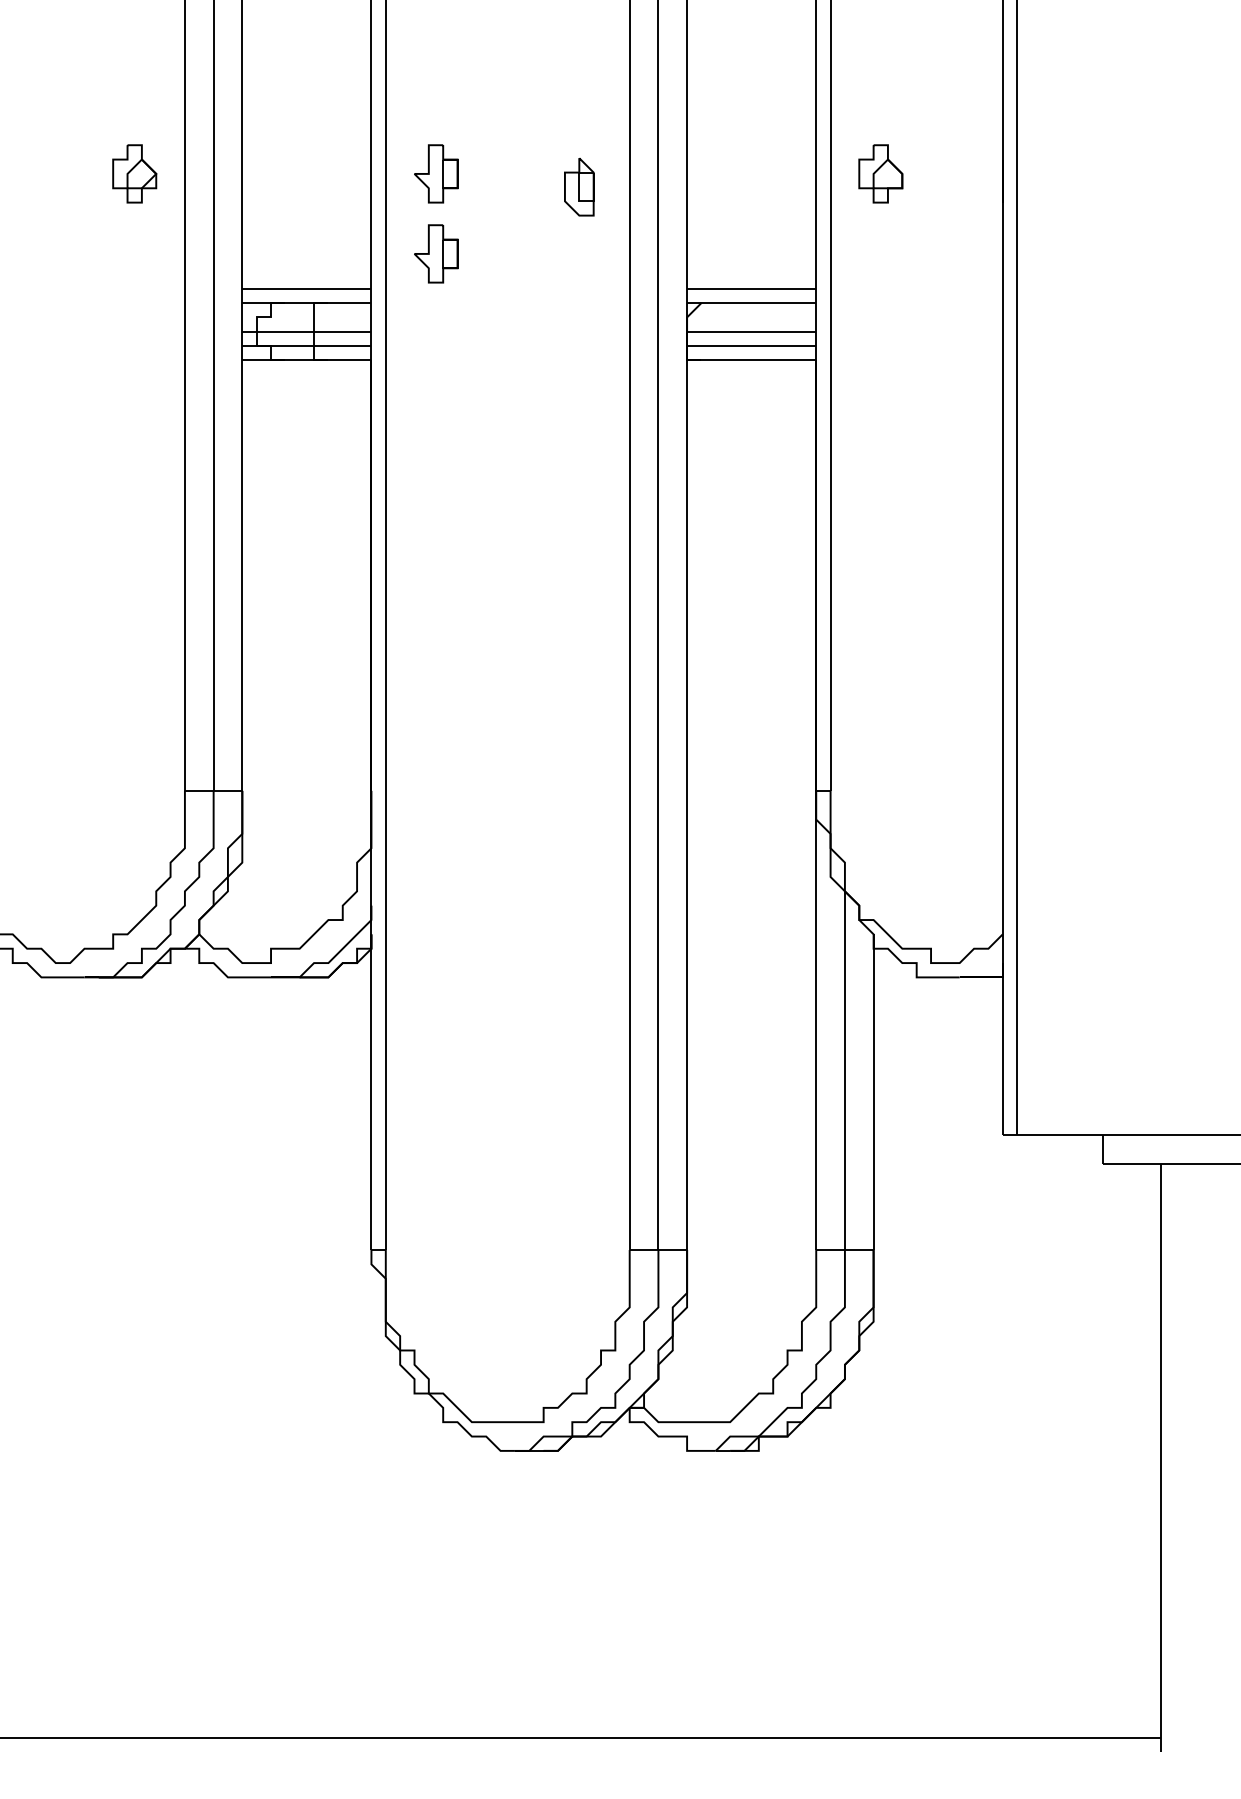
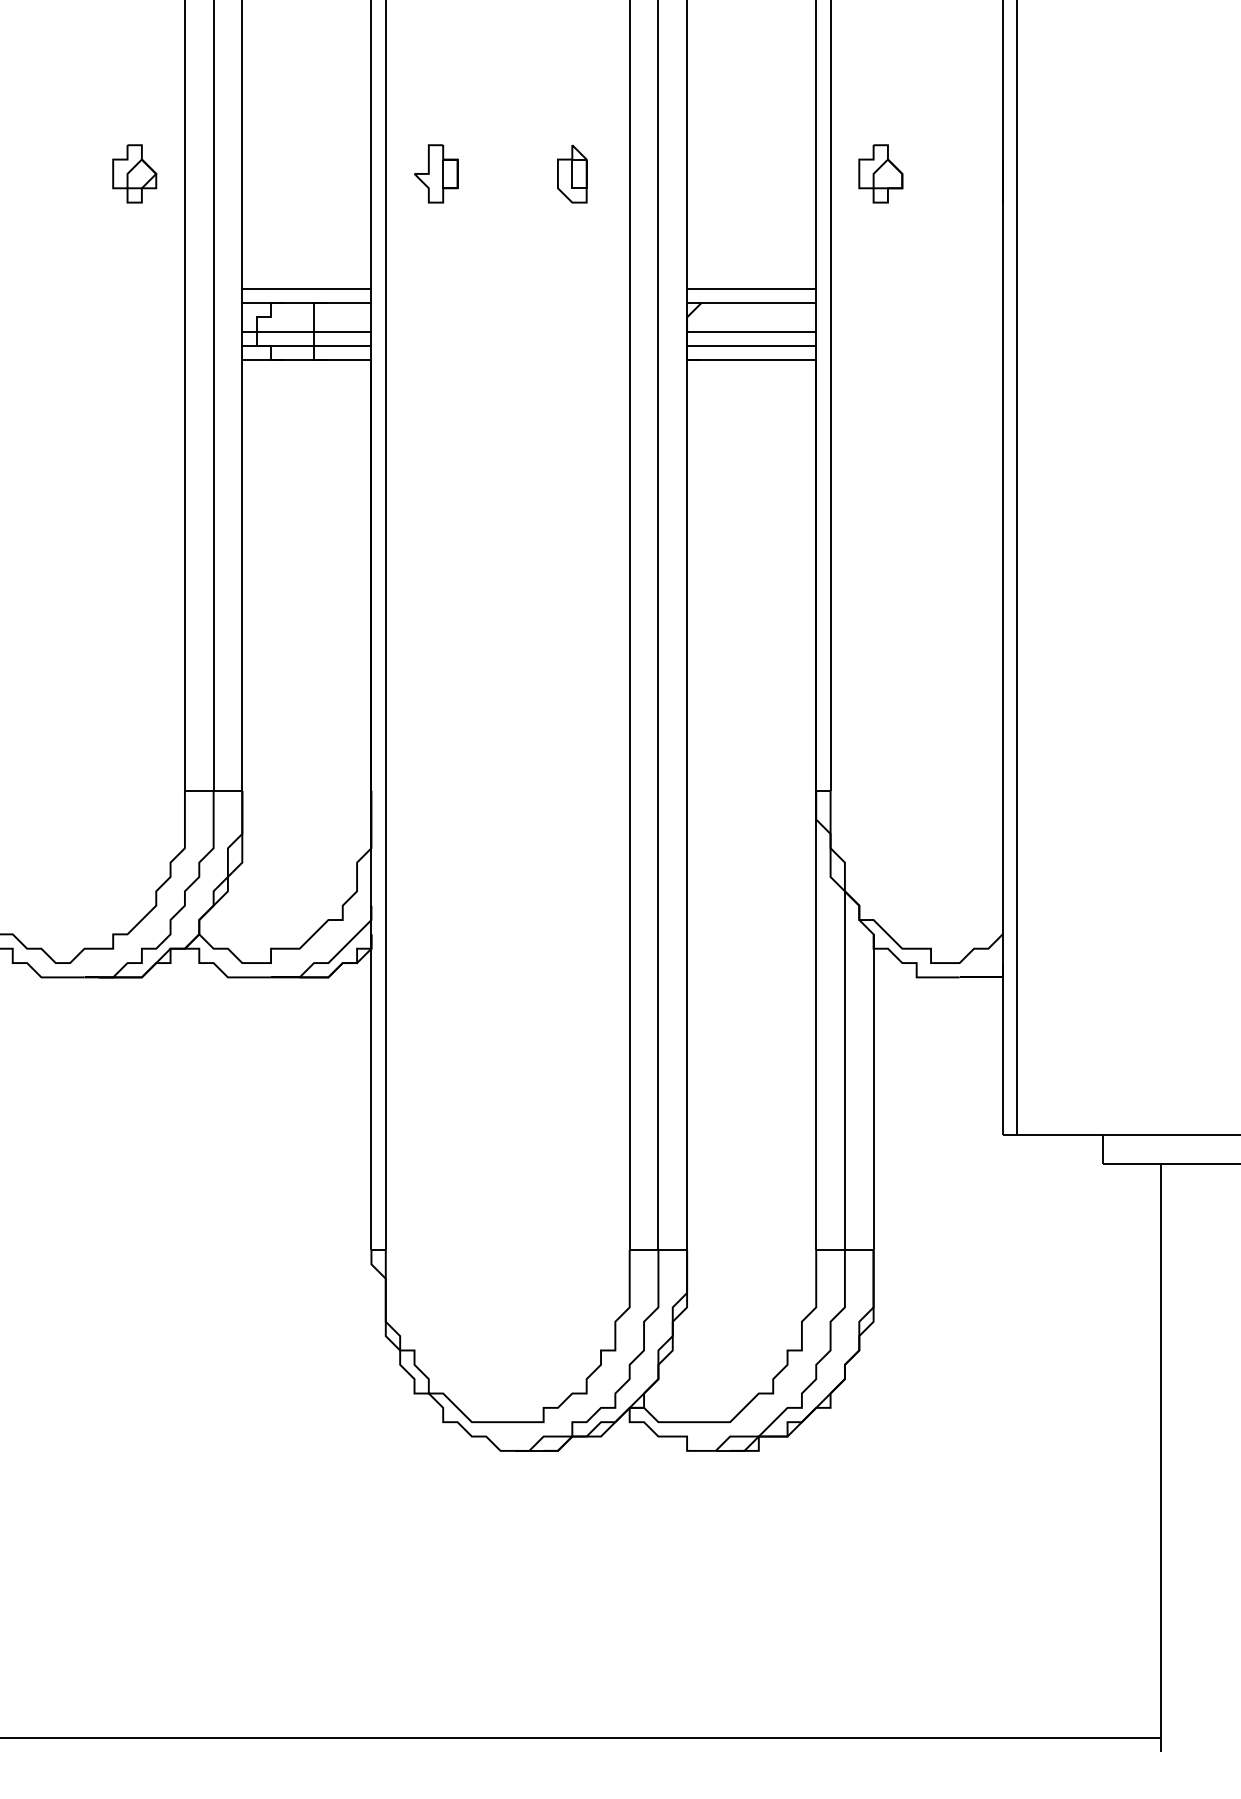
part position: (579, 187) -> (572, 174) (572, 174)
part: present -> none (436, 253)
